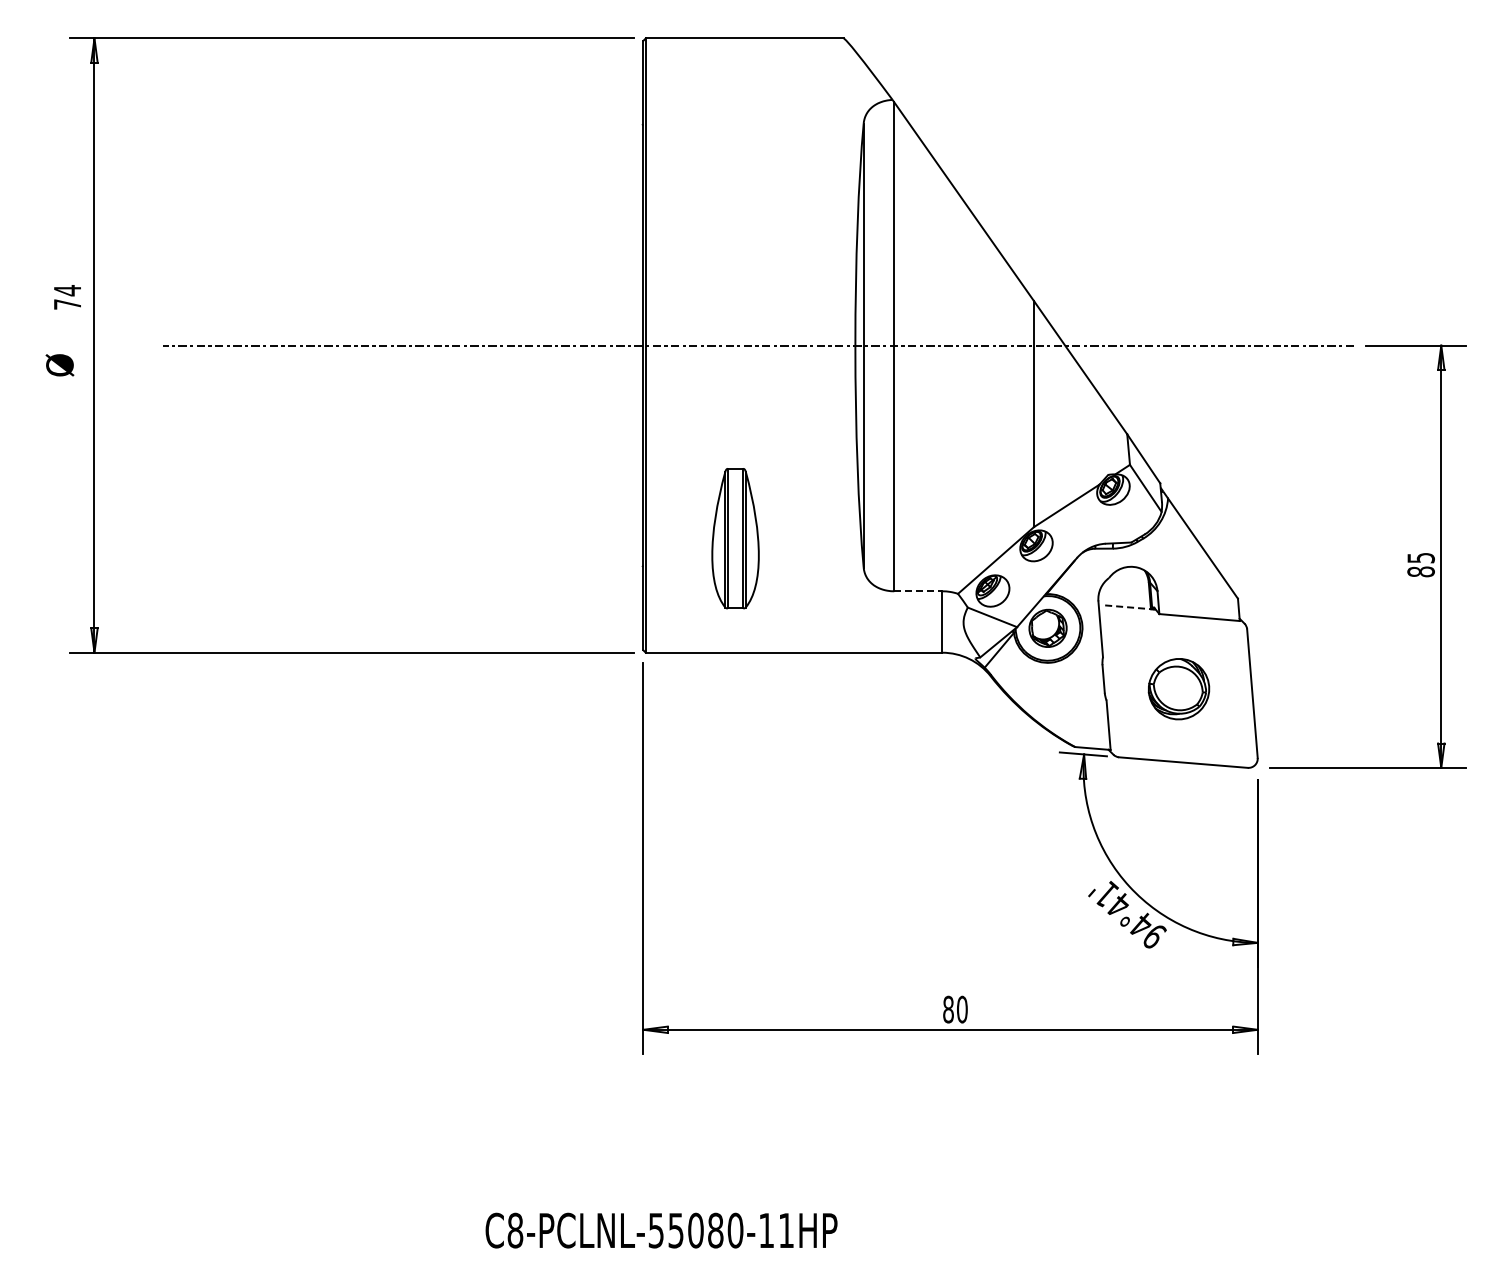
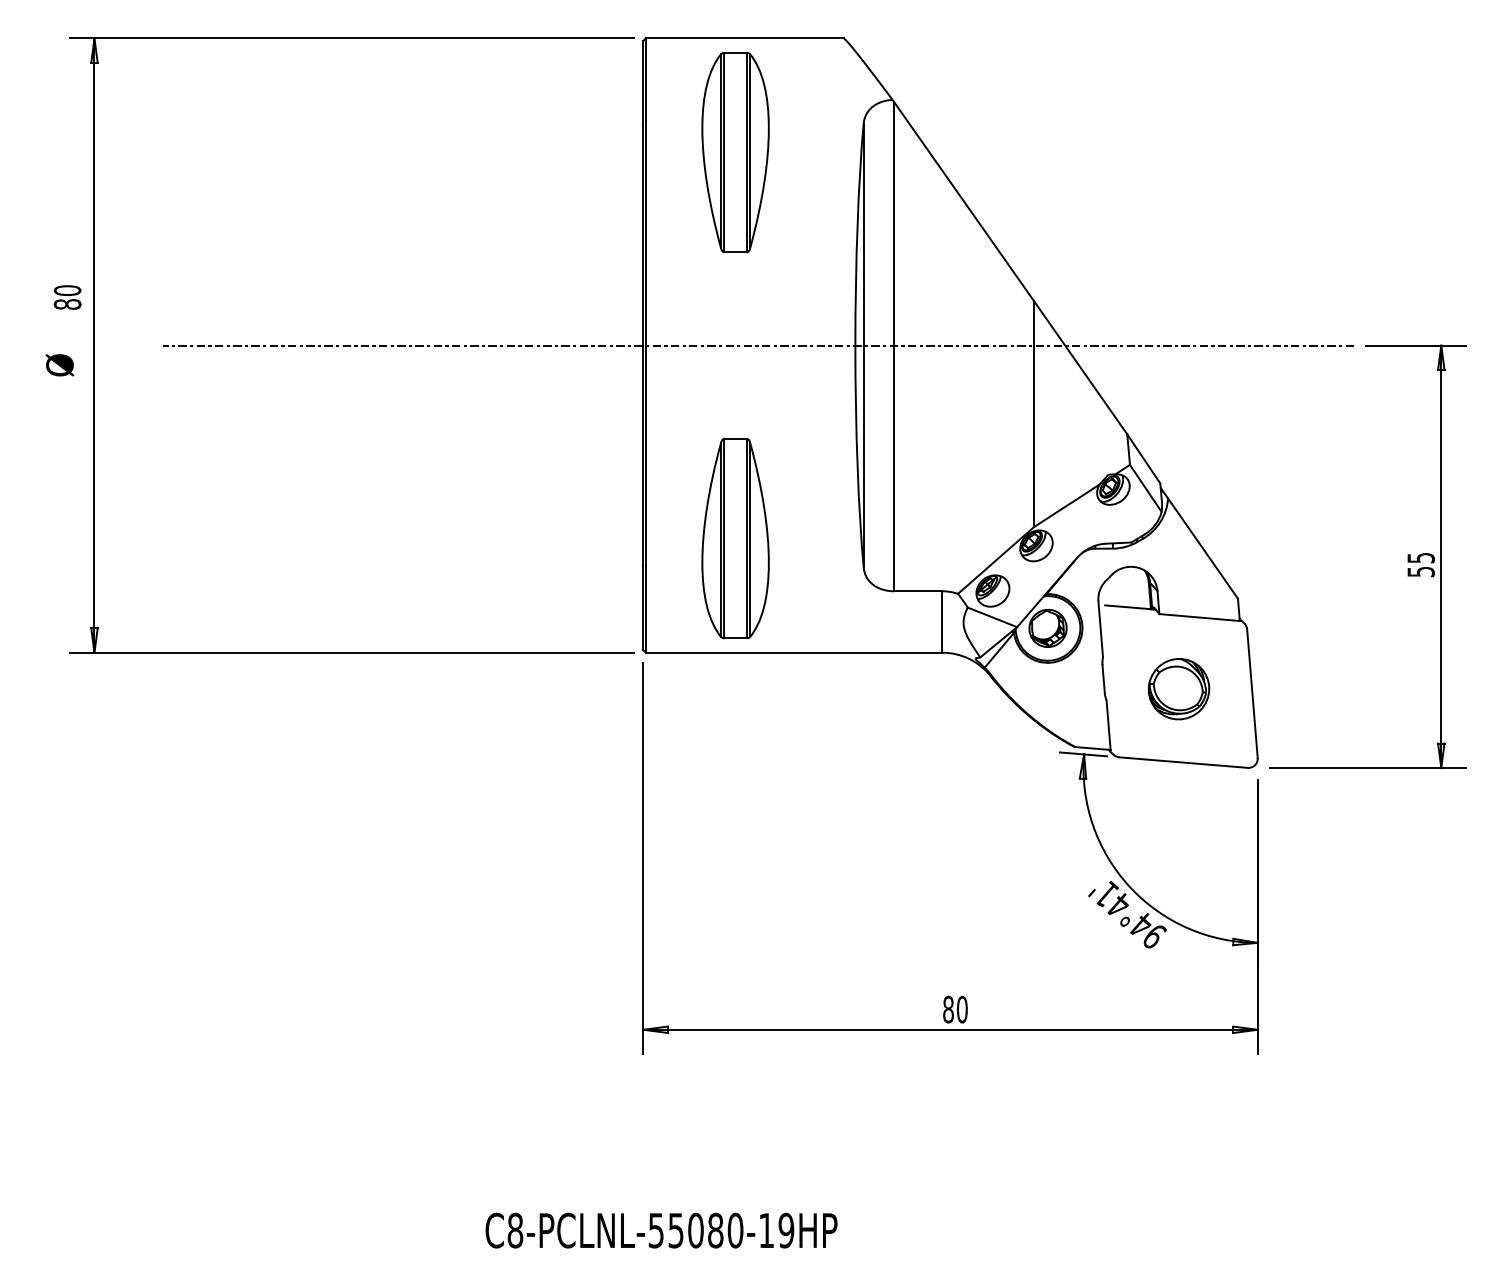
part: none -> present (735, 152)
text: 74 -> 80 (67, 297)
part size: 49x142 px -> 69x202 px (735, 538)
text: 85 -> 55 (1420, 571)
line: dashed -> solid (918, 591)
line: dashed -> solid (1130, 607)
text: C8-PCLNL-55080-11HP -> C8-PCLNL-55080-19HP (786, 1230)
